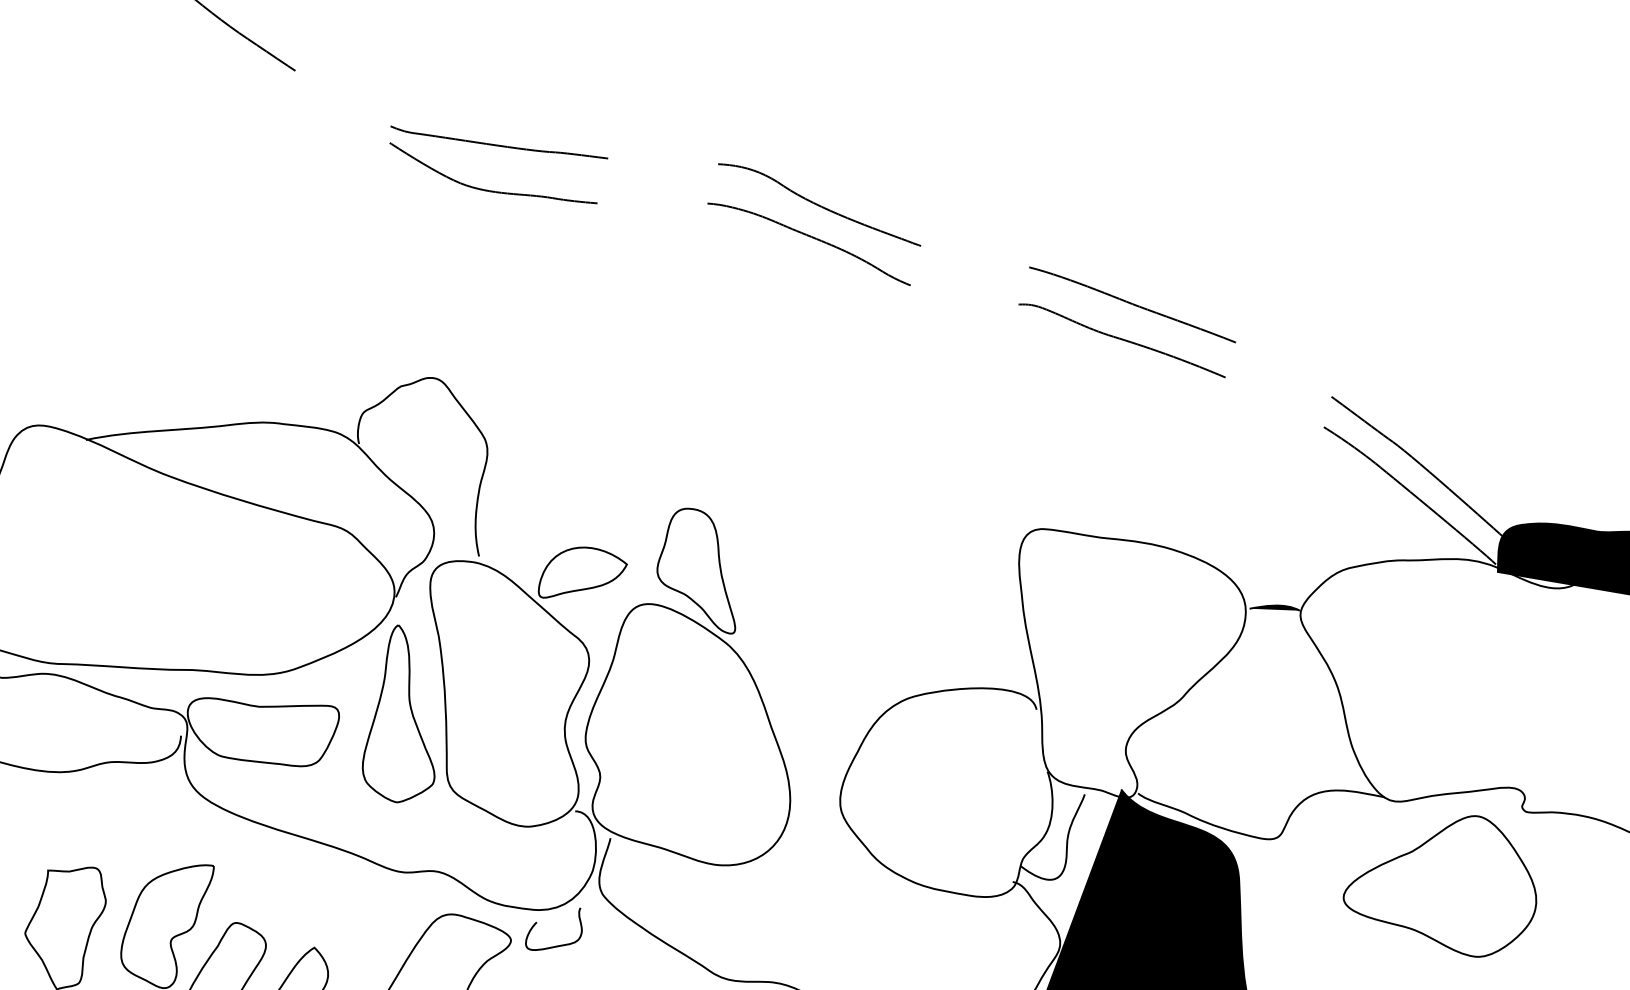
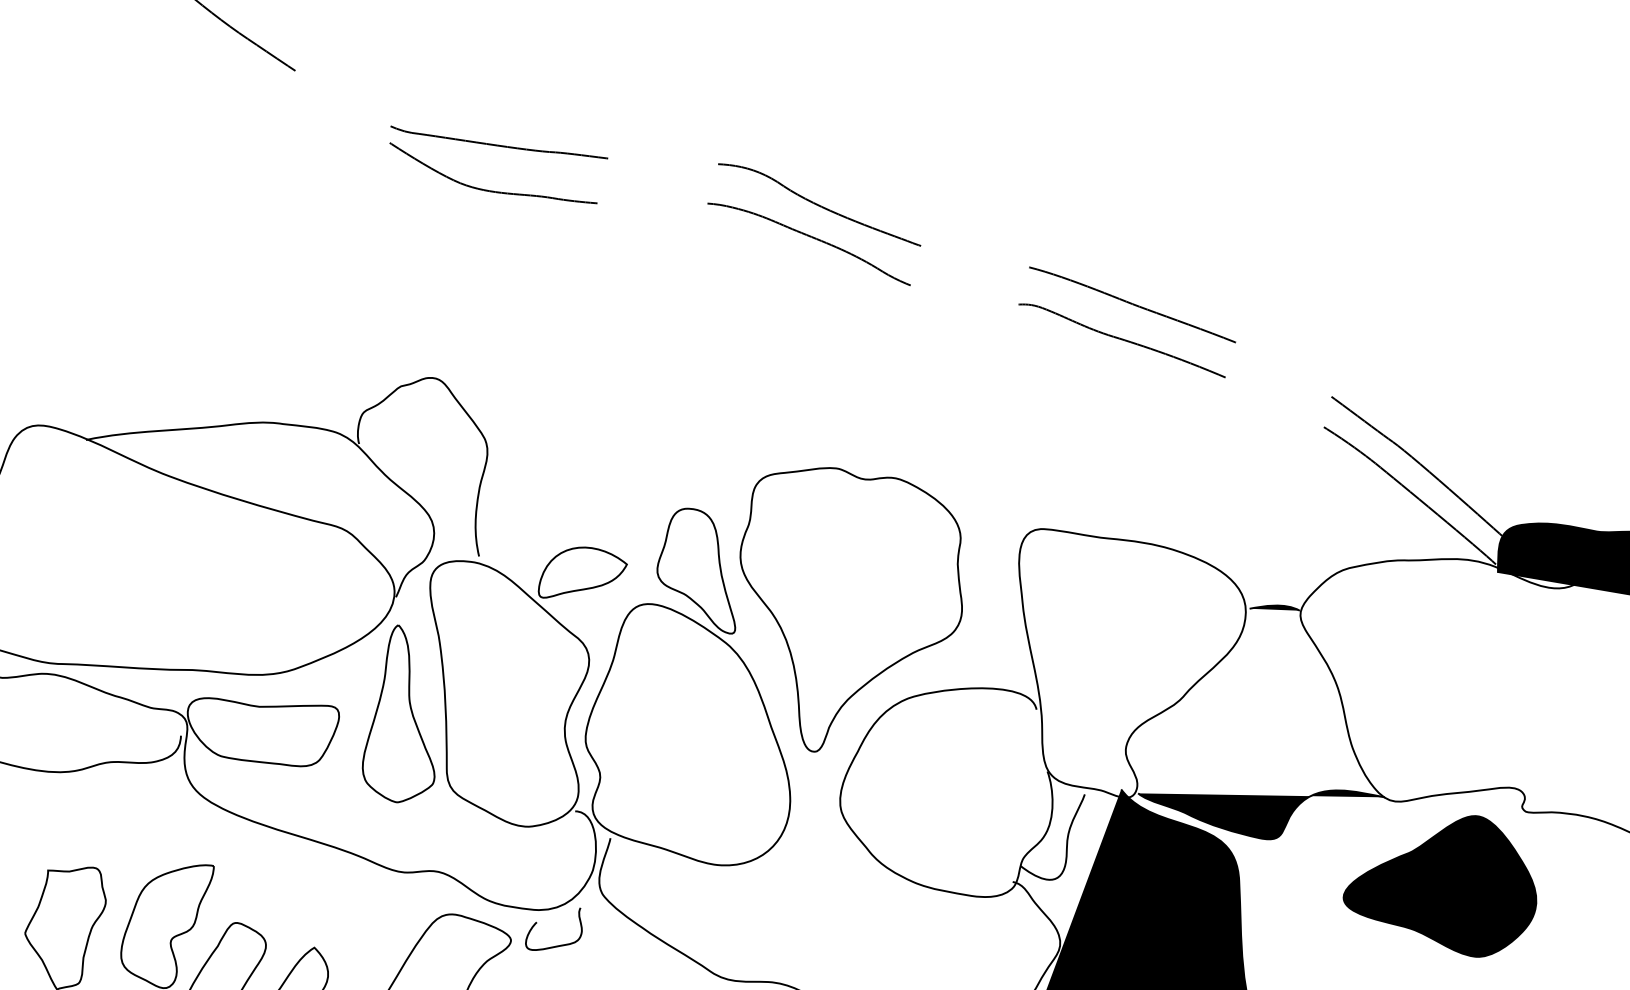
part: none -> present (850, 609)
fill: none -> present (1261, 814)
fill: none -> present (1439, 886)
